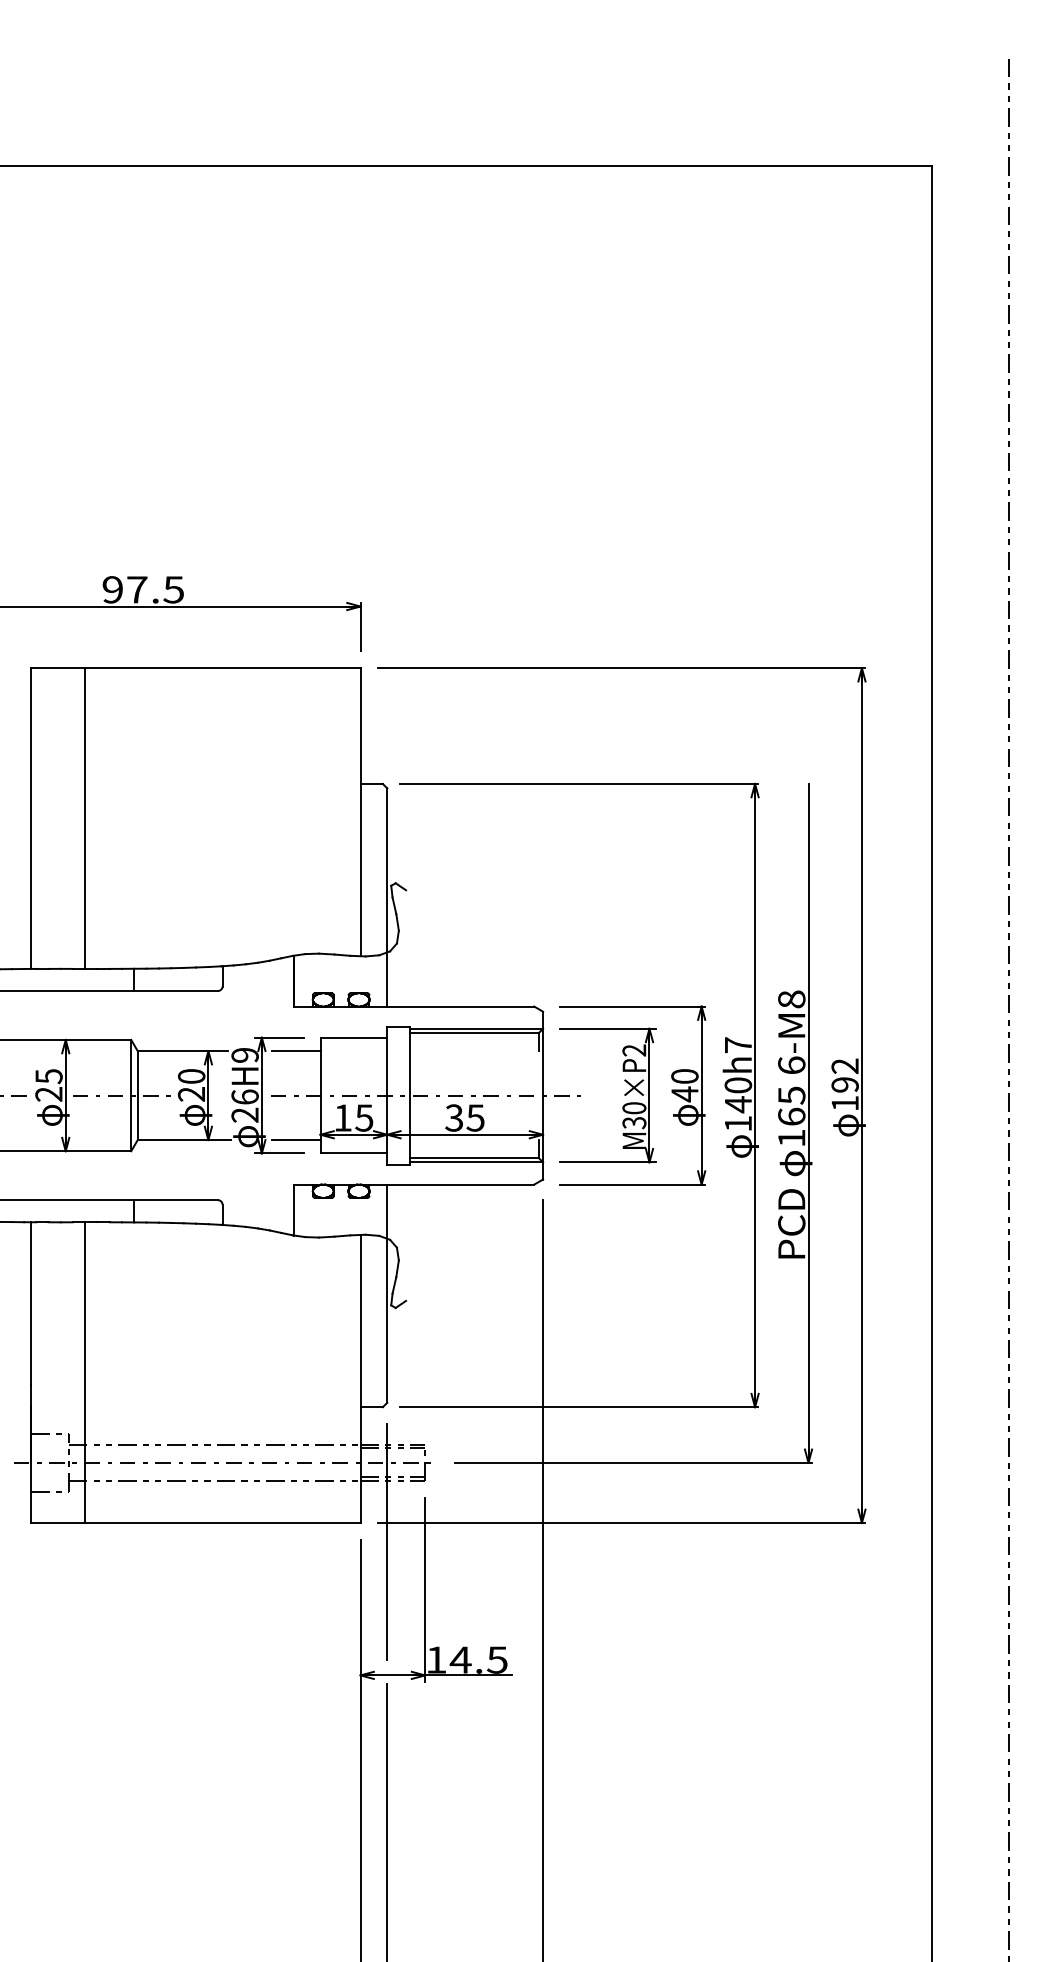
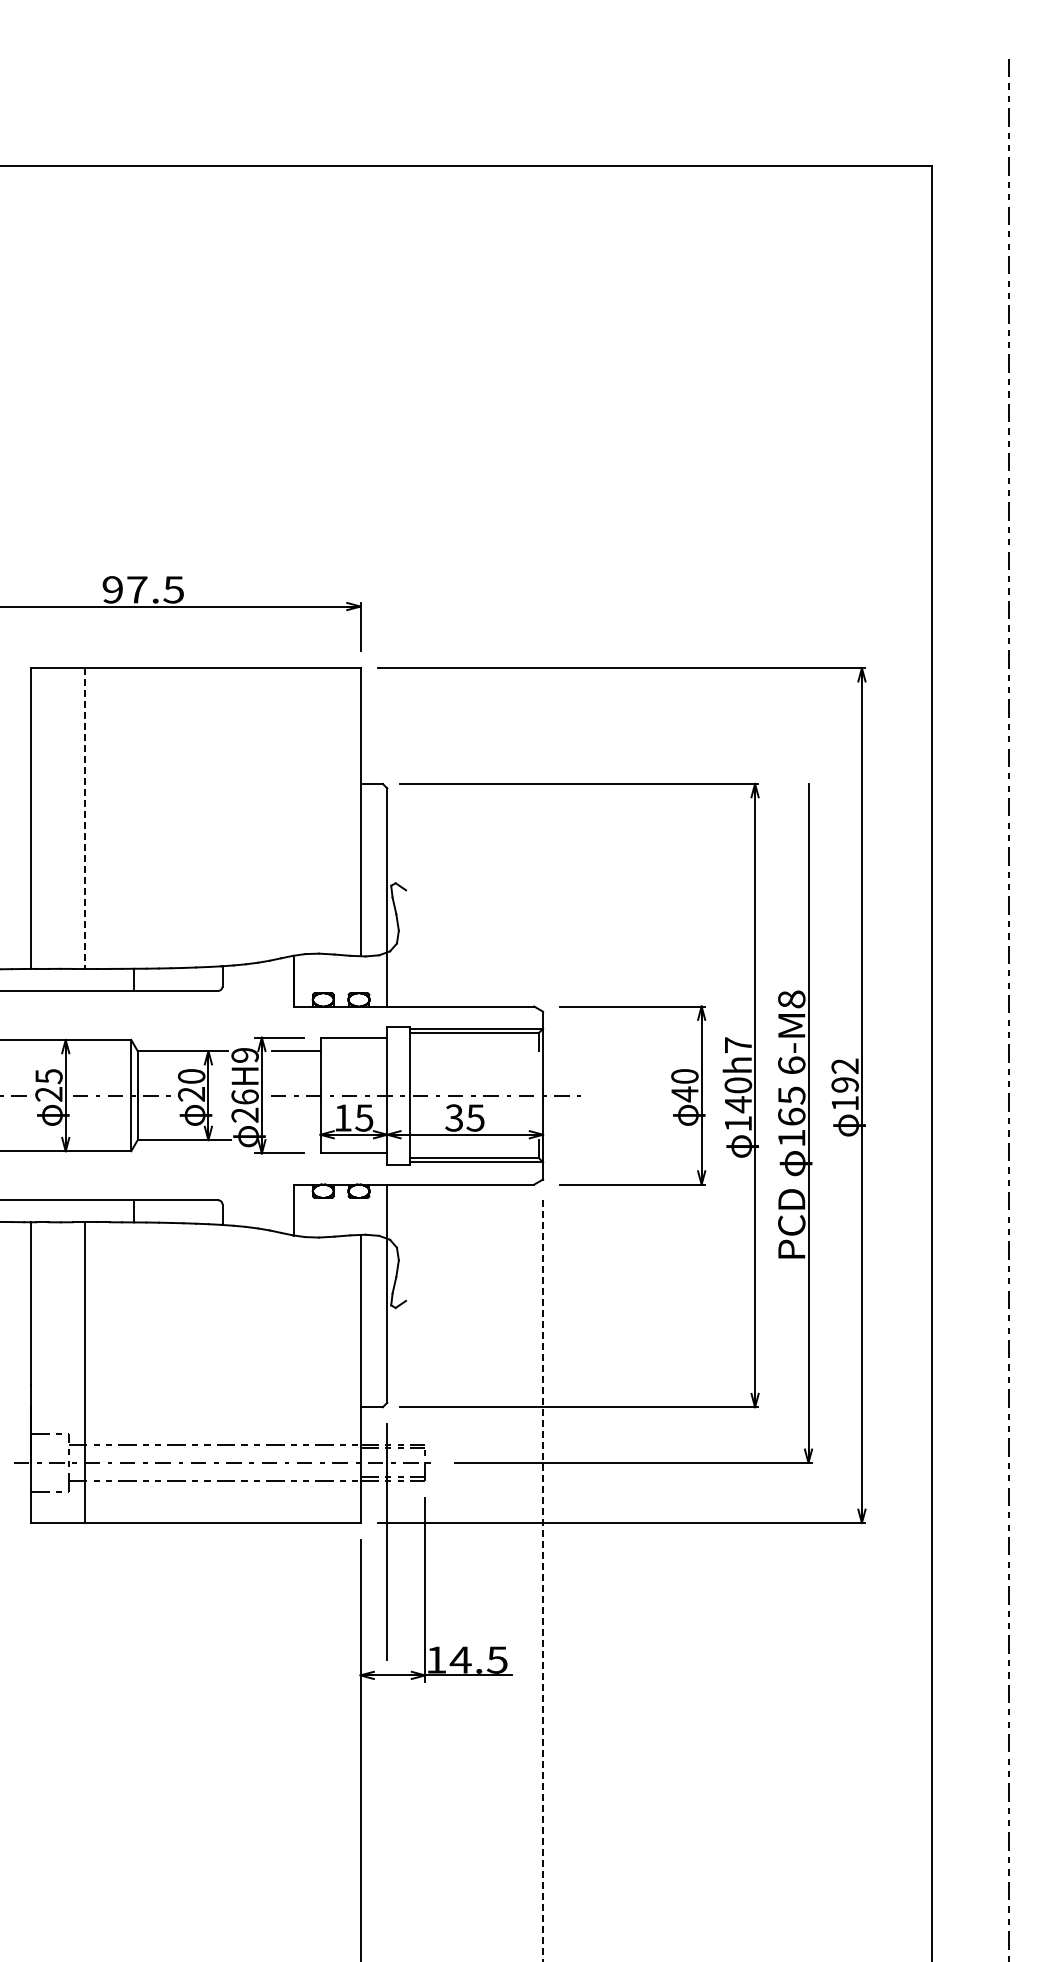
line: solid -> dashed (84, 819)
part: present -> none (624, 1095)
line: present -> none (295, 1140)
line: solid -> dashed (543, 1580)
line: present -> none (387, 1820)
